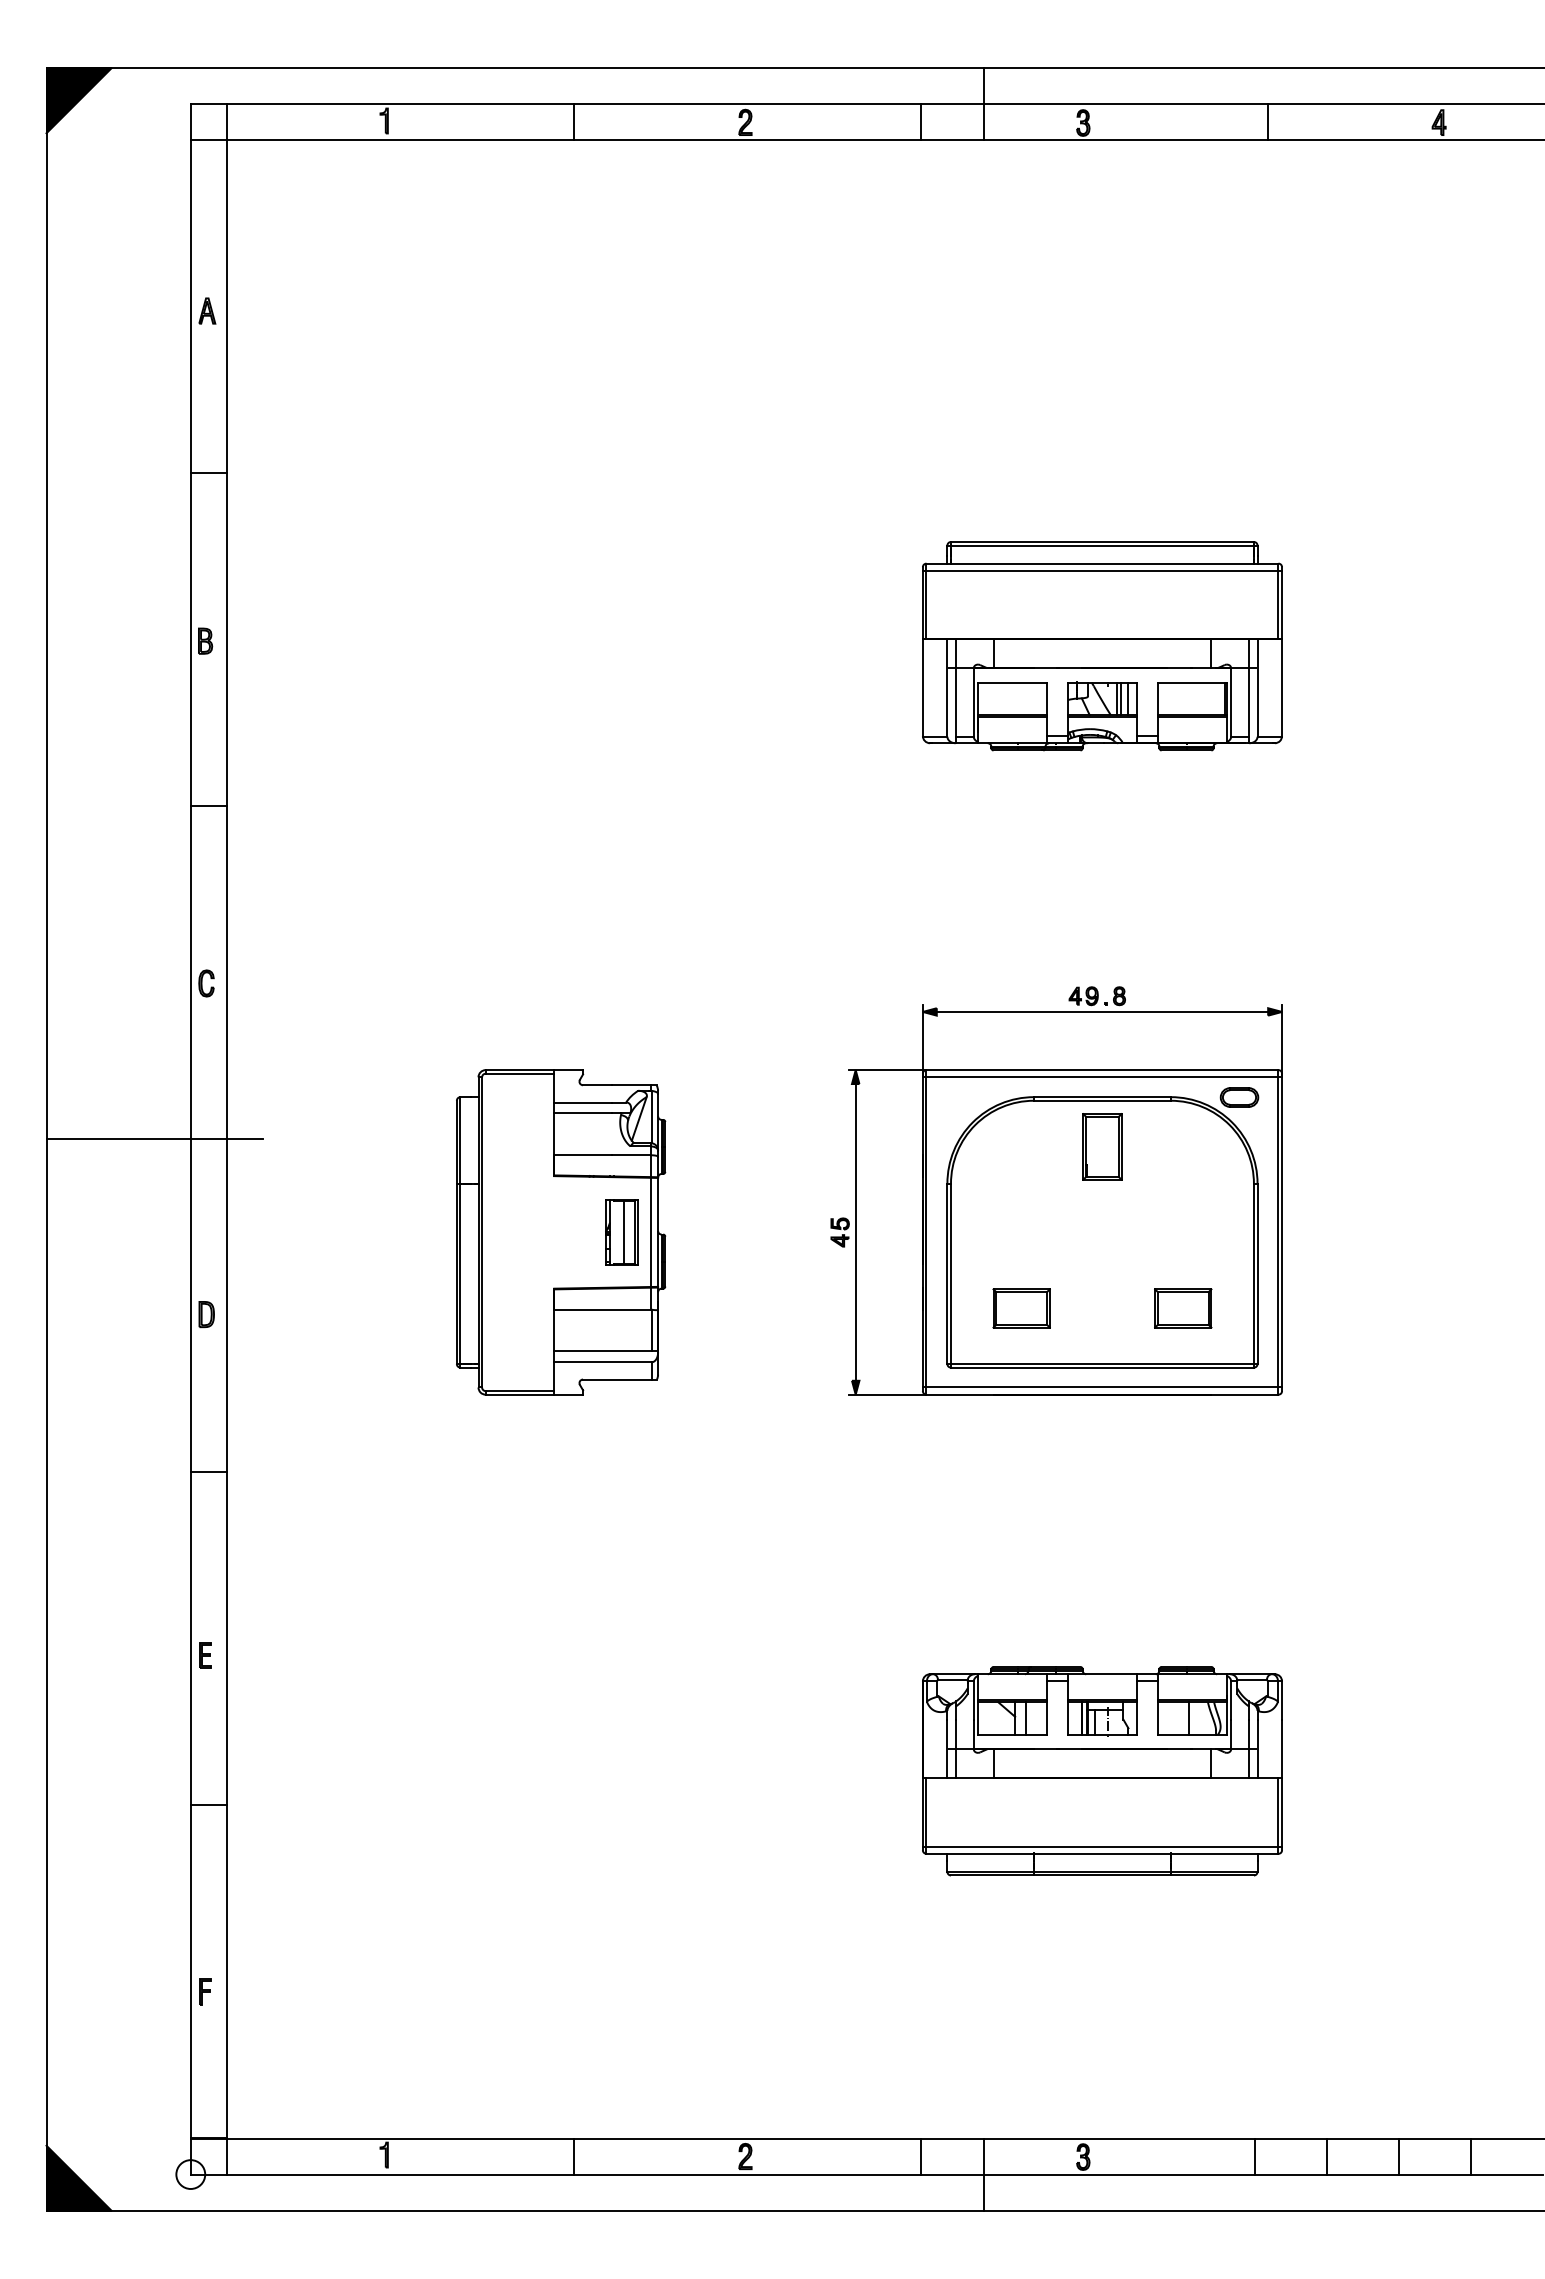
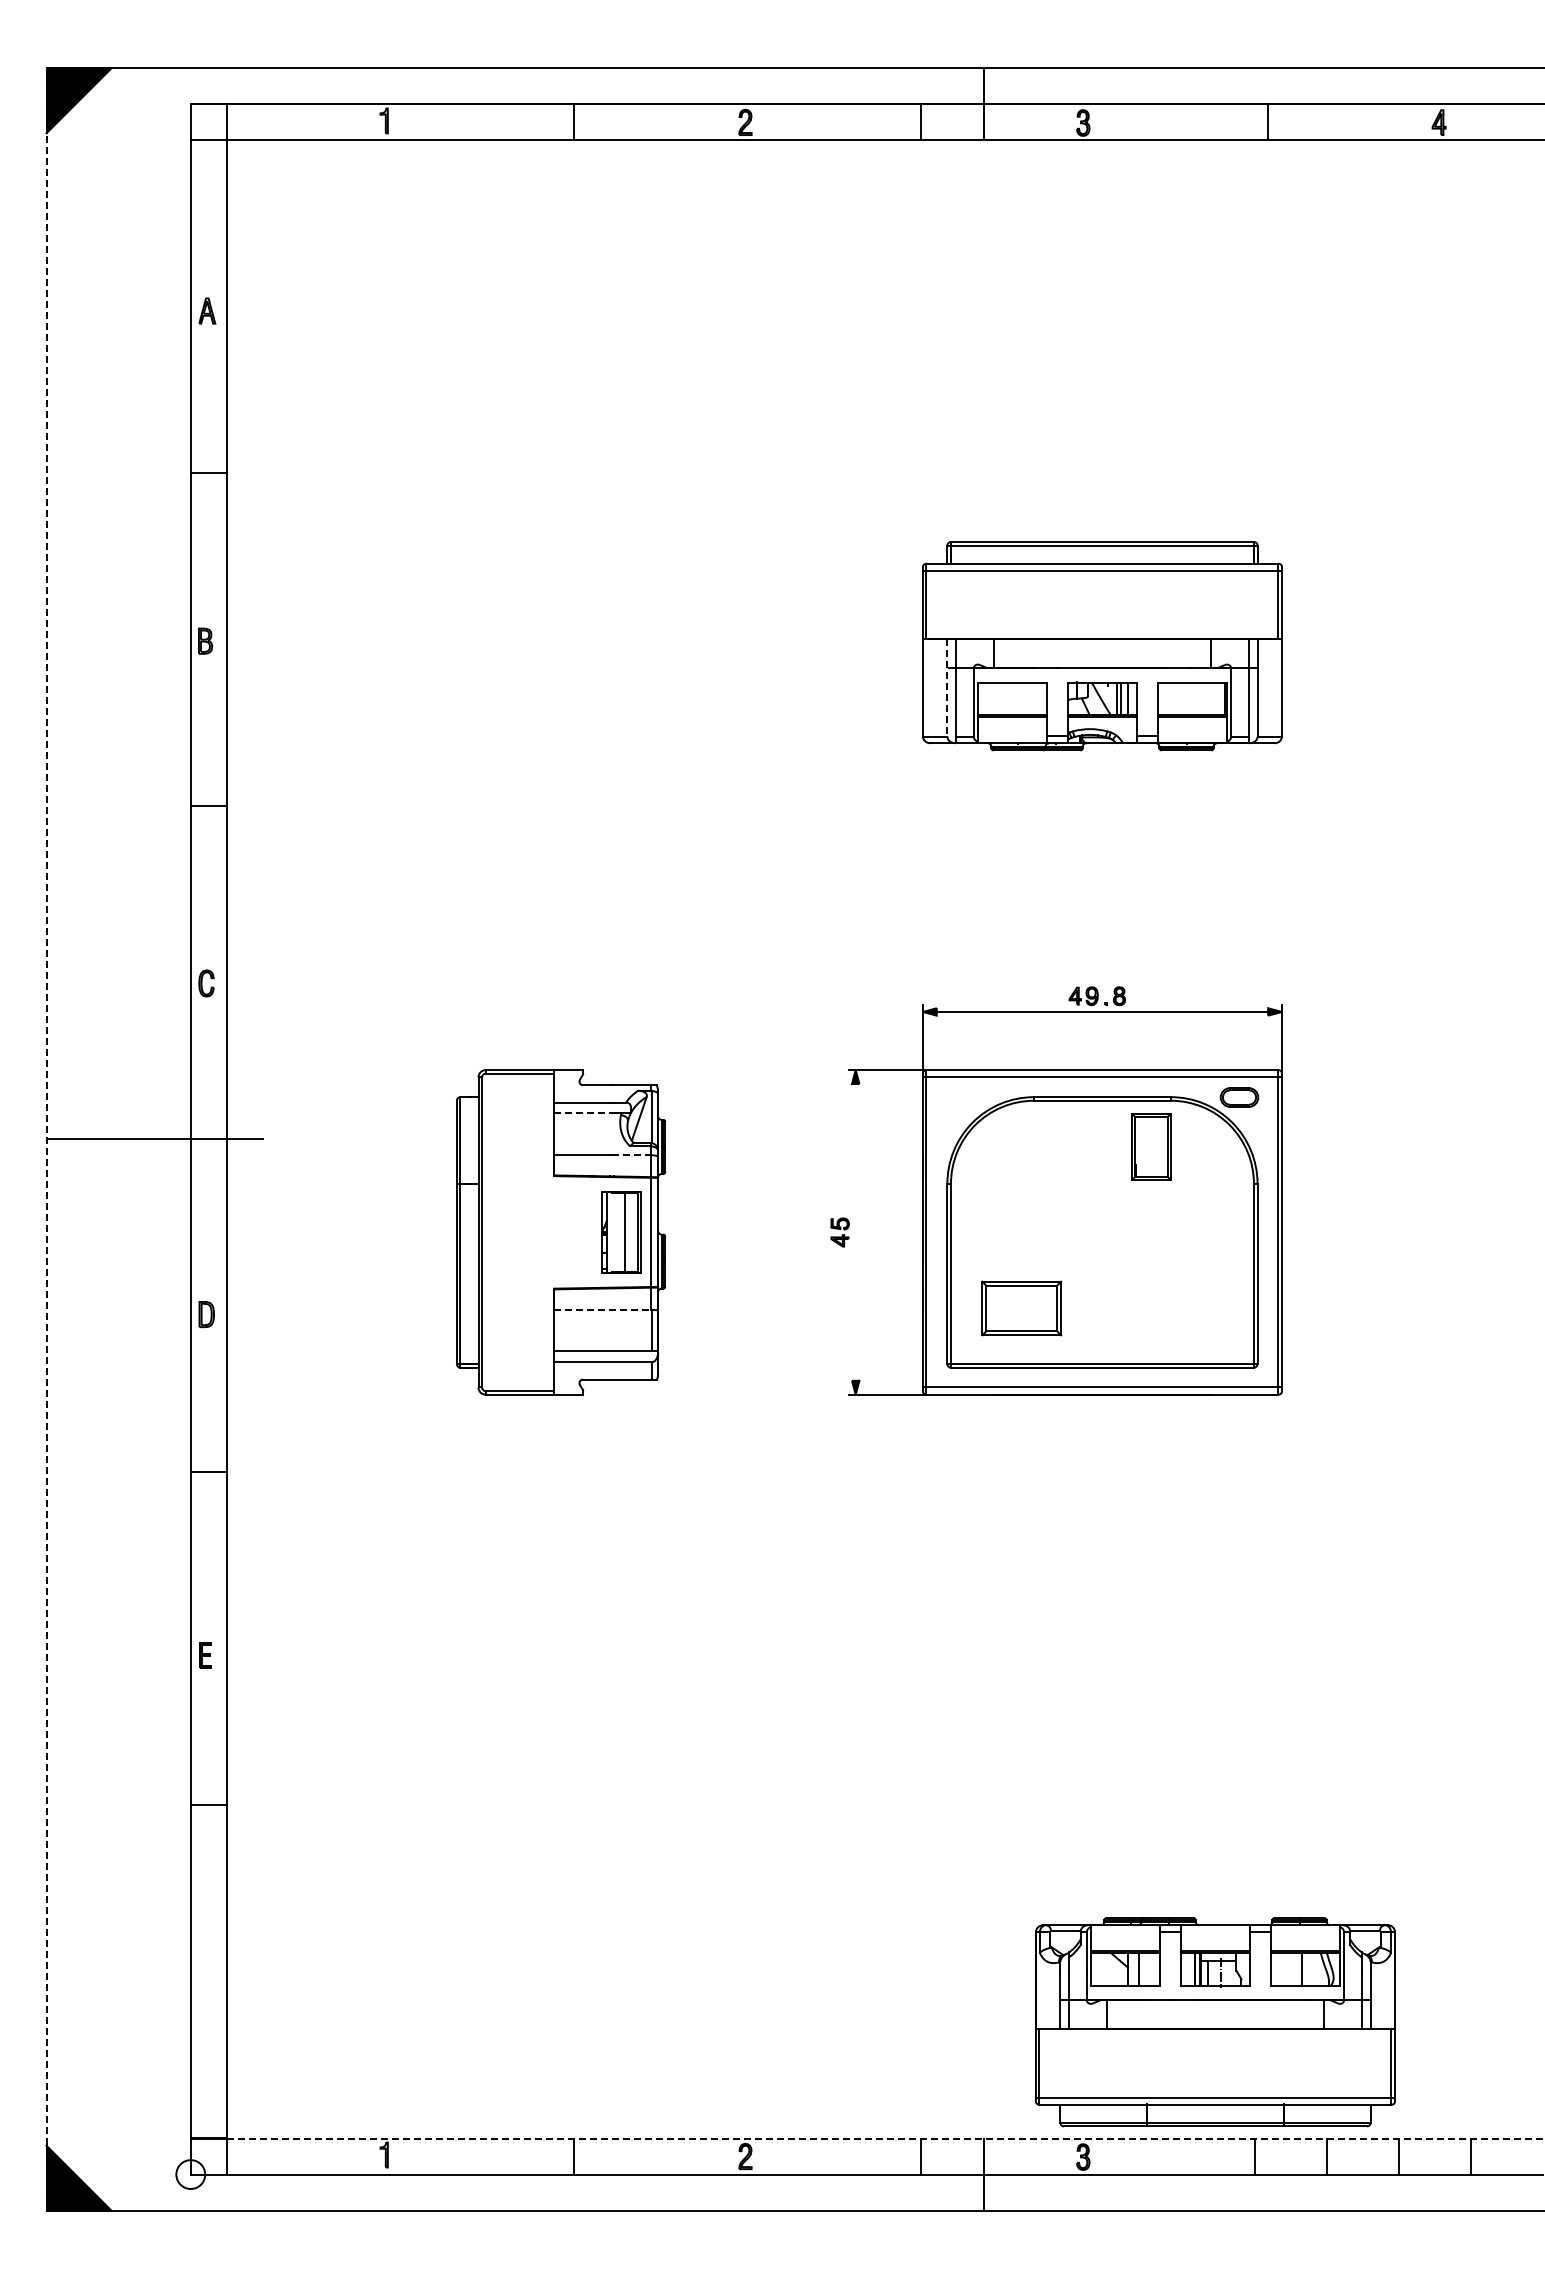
line: solid -> dashed (947, 688)
line: solid -> dashed (583, 1113)
line: solid -> dashed (46, 1139)
part position: (1102, 1146) -> (1151, 1146) (1151, 1146)
line: solid -> dashed (631, 1155)
part size: 34x67 px -> 41x83 px (621, 1232)
line: present -> none (855, 1232)
part size: 59x41 px -> 82x57 px (1021, 1308)
part: present -> none (1183, 1308)
line: solid -> dashed (603, 1309)
part position: (1102, 1771) -> (1215, 2022) (1215, 2022)
part: present -> none (205, 1991)
line: solid -> dashed (885, 2138)
